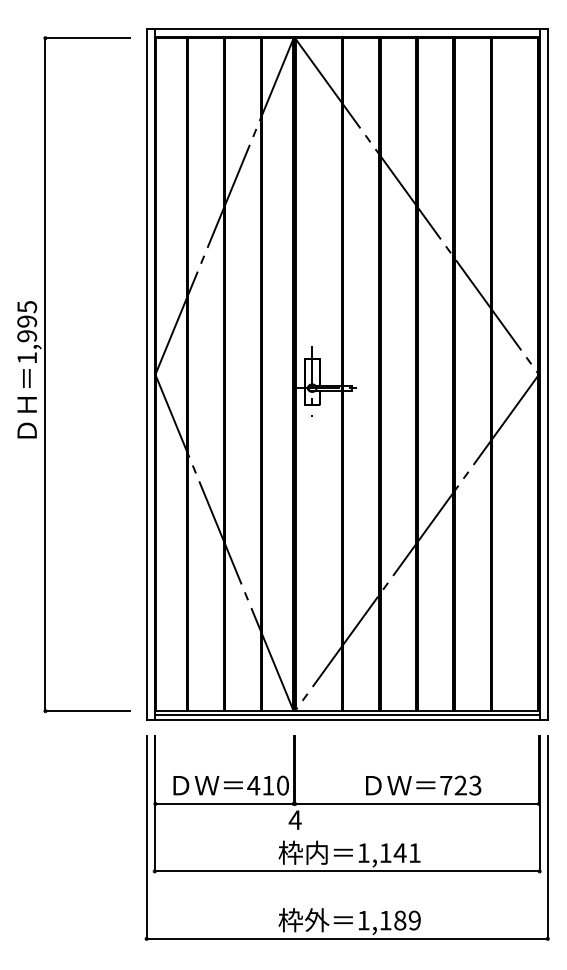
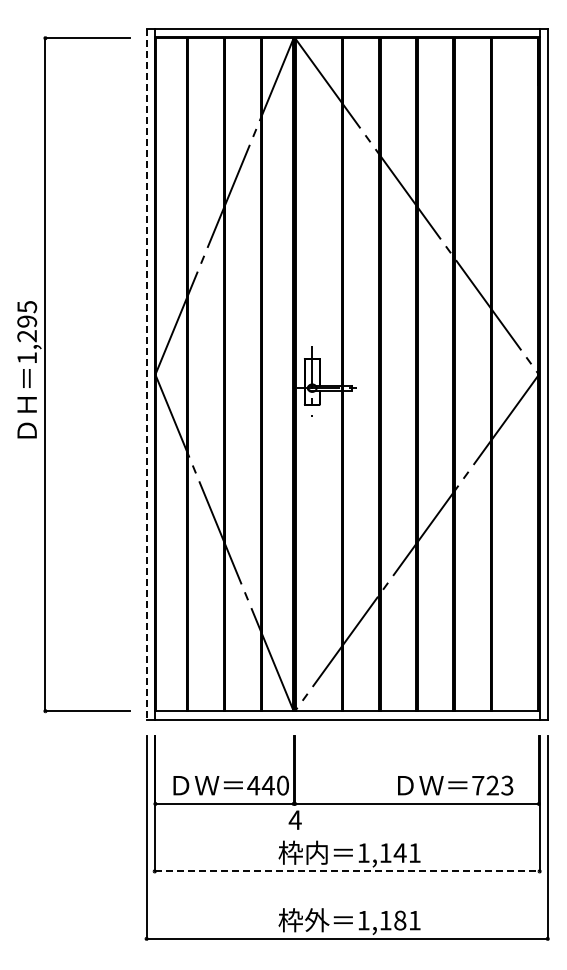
text: 1,995 -> 1,295 (27, 336)
line: solid -> dashed (146, 374)
line: present -> none (346, 714)
text: 410 -> 440 (267, 785)
text position: (423, 785) -> (455, 785) (455, 785)
line: solid -> dashed (347, 871)
text: 1,189 -> 1,181 (414, 920)
